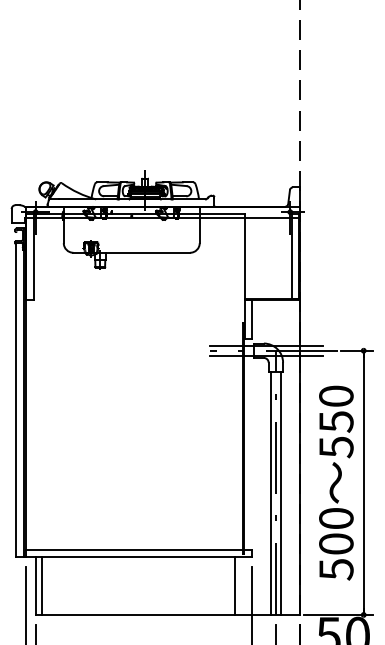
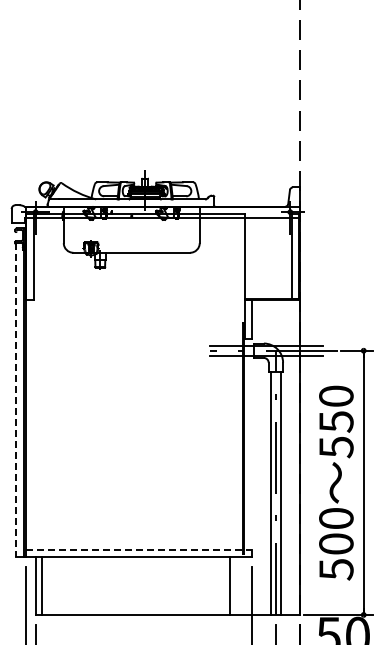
line: solid -> dashed (16, 400)
line: solid -> dashed (138, 550)
line position: (235, 586) -> (230, 586) (230, 586)
